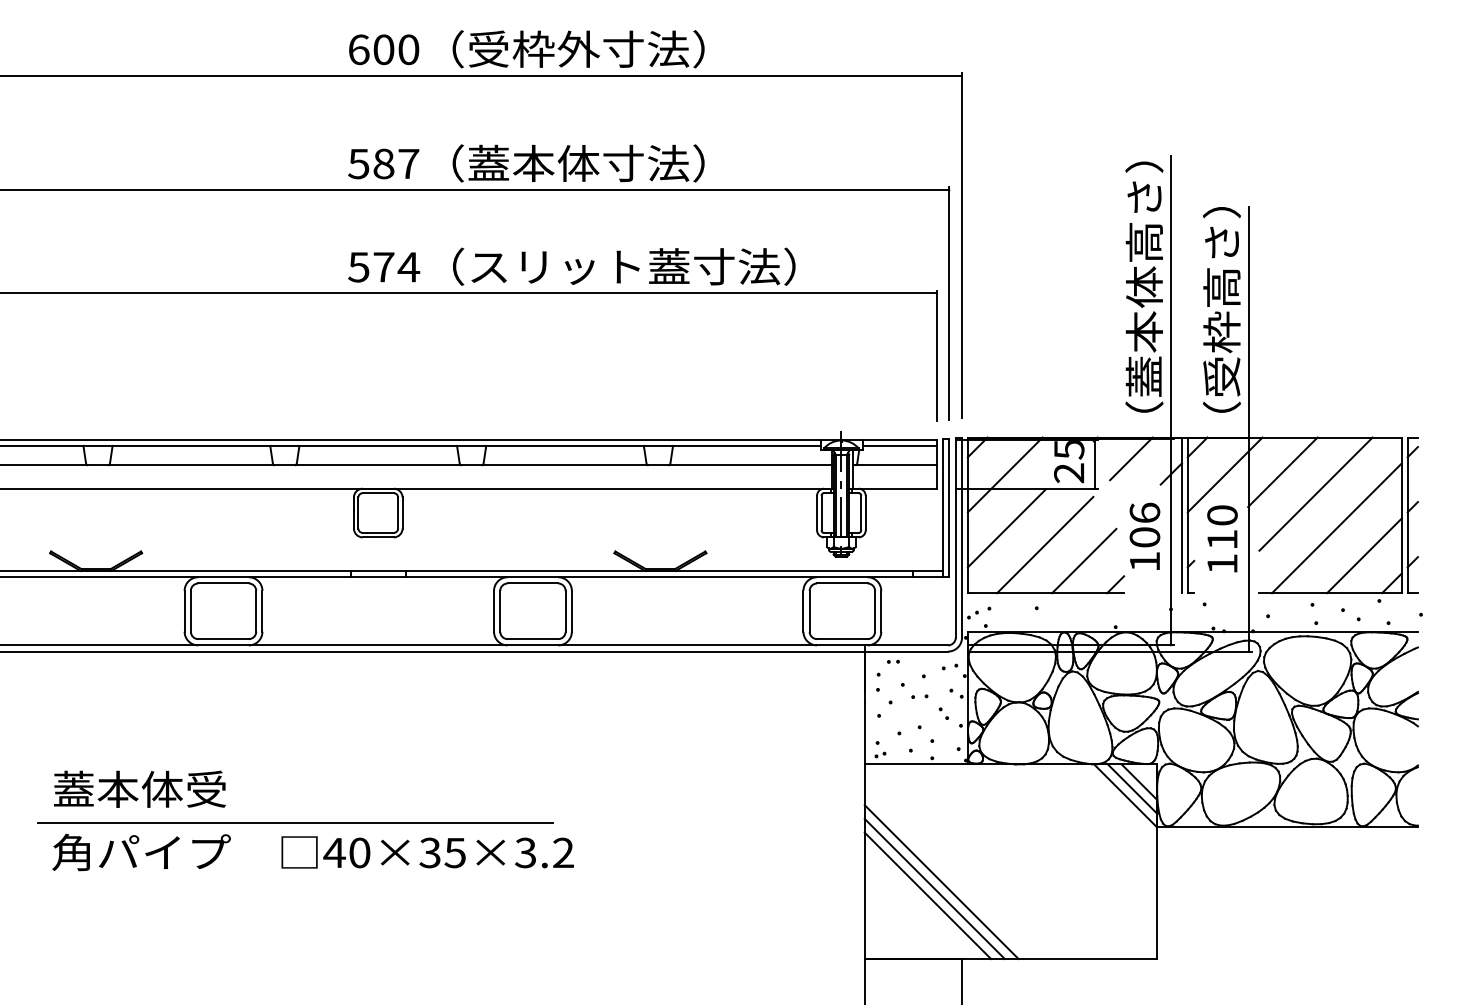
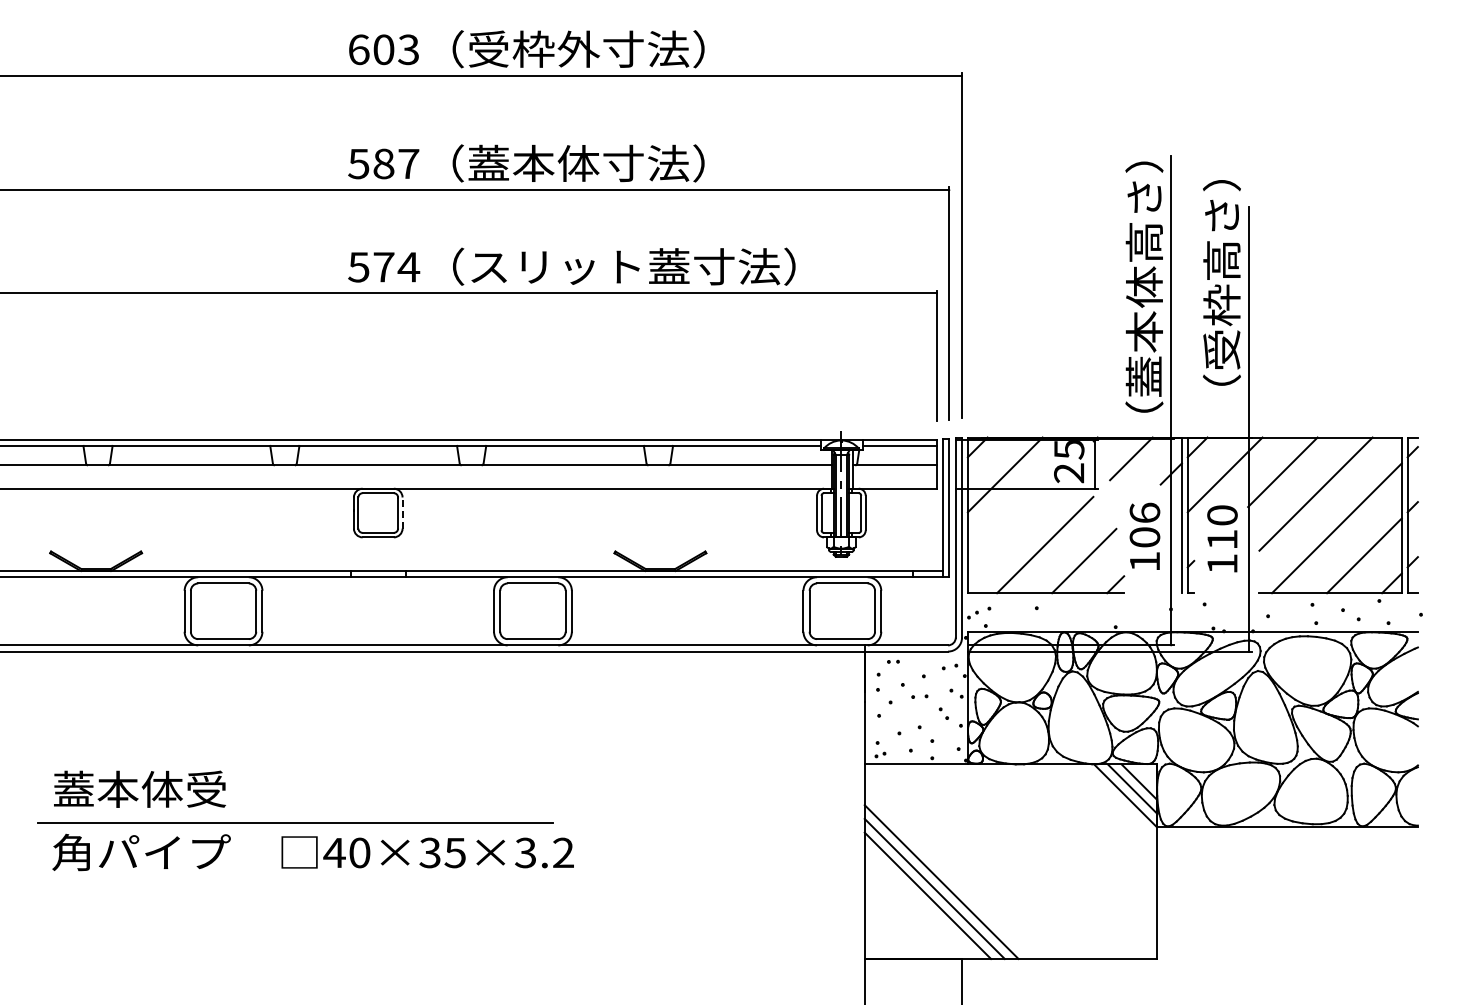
text: 600 -> 603 (408, 49)
text position: (1221, 309) -> (1221, 282) (1221, 282)
line: solid -> dashed (402, 513)
line: present -> none (1006, 528)
